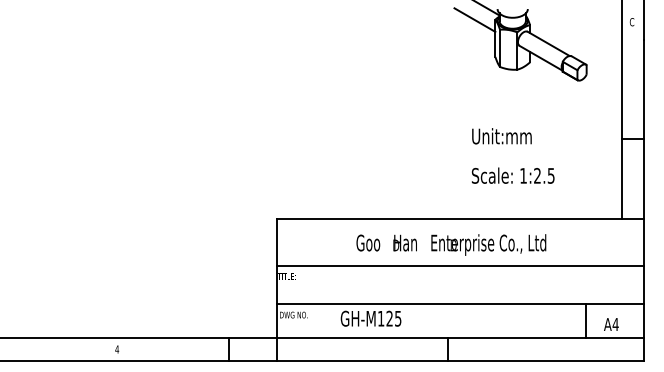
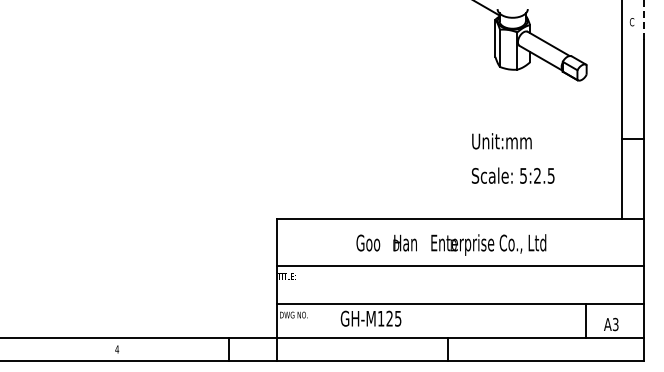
line: present -> none (474, 19)
line: solid -> dashed (644, 19)
text position: (501, 136) -> (501, 141) (501, 141)
text: 1:2.5 -> 5:2.5 (523, 175)
text: A4 -> A3 (615, 324)
